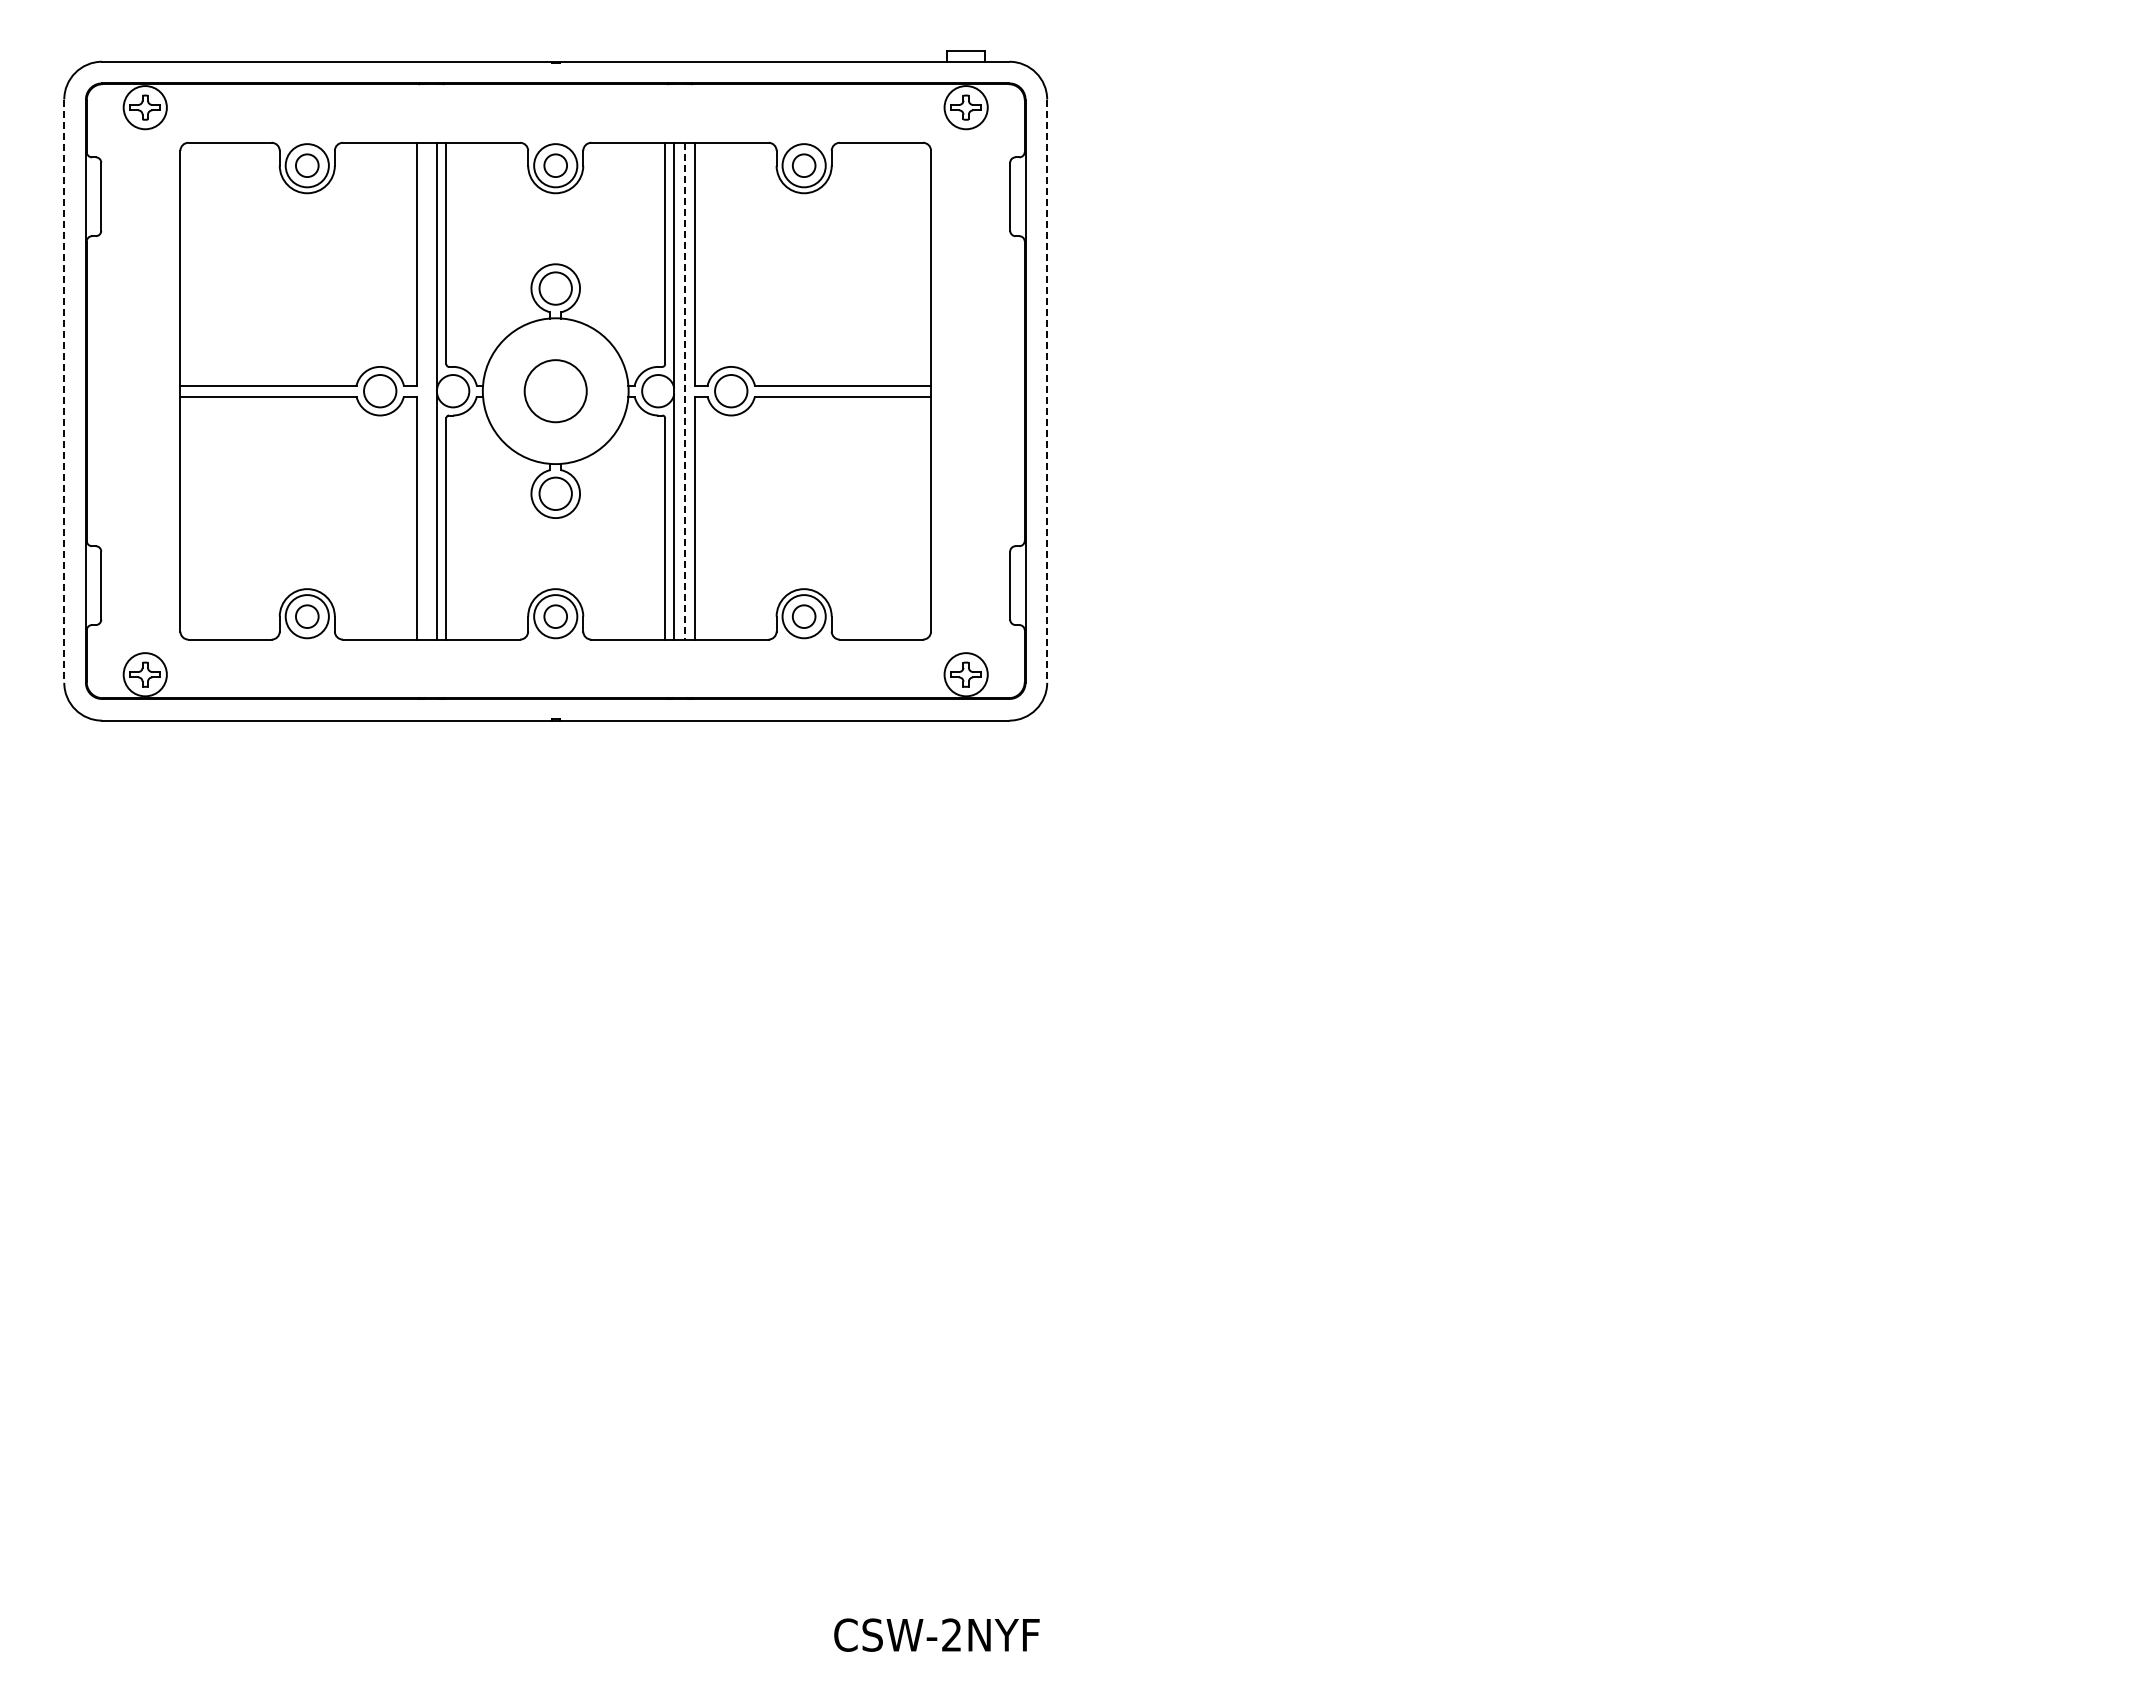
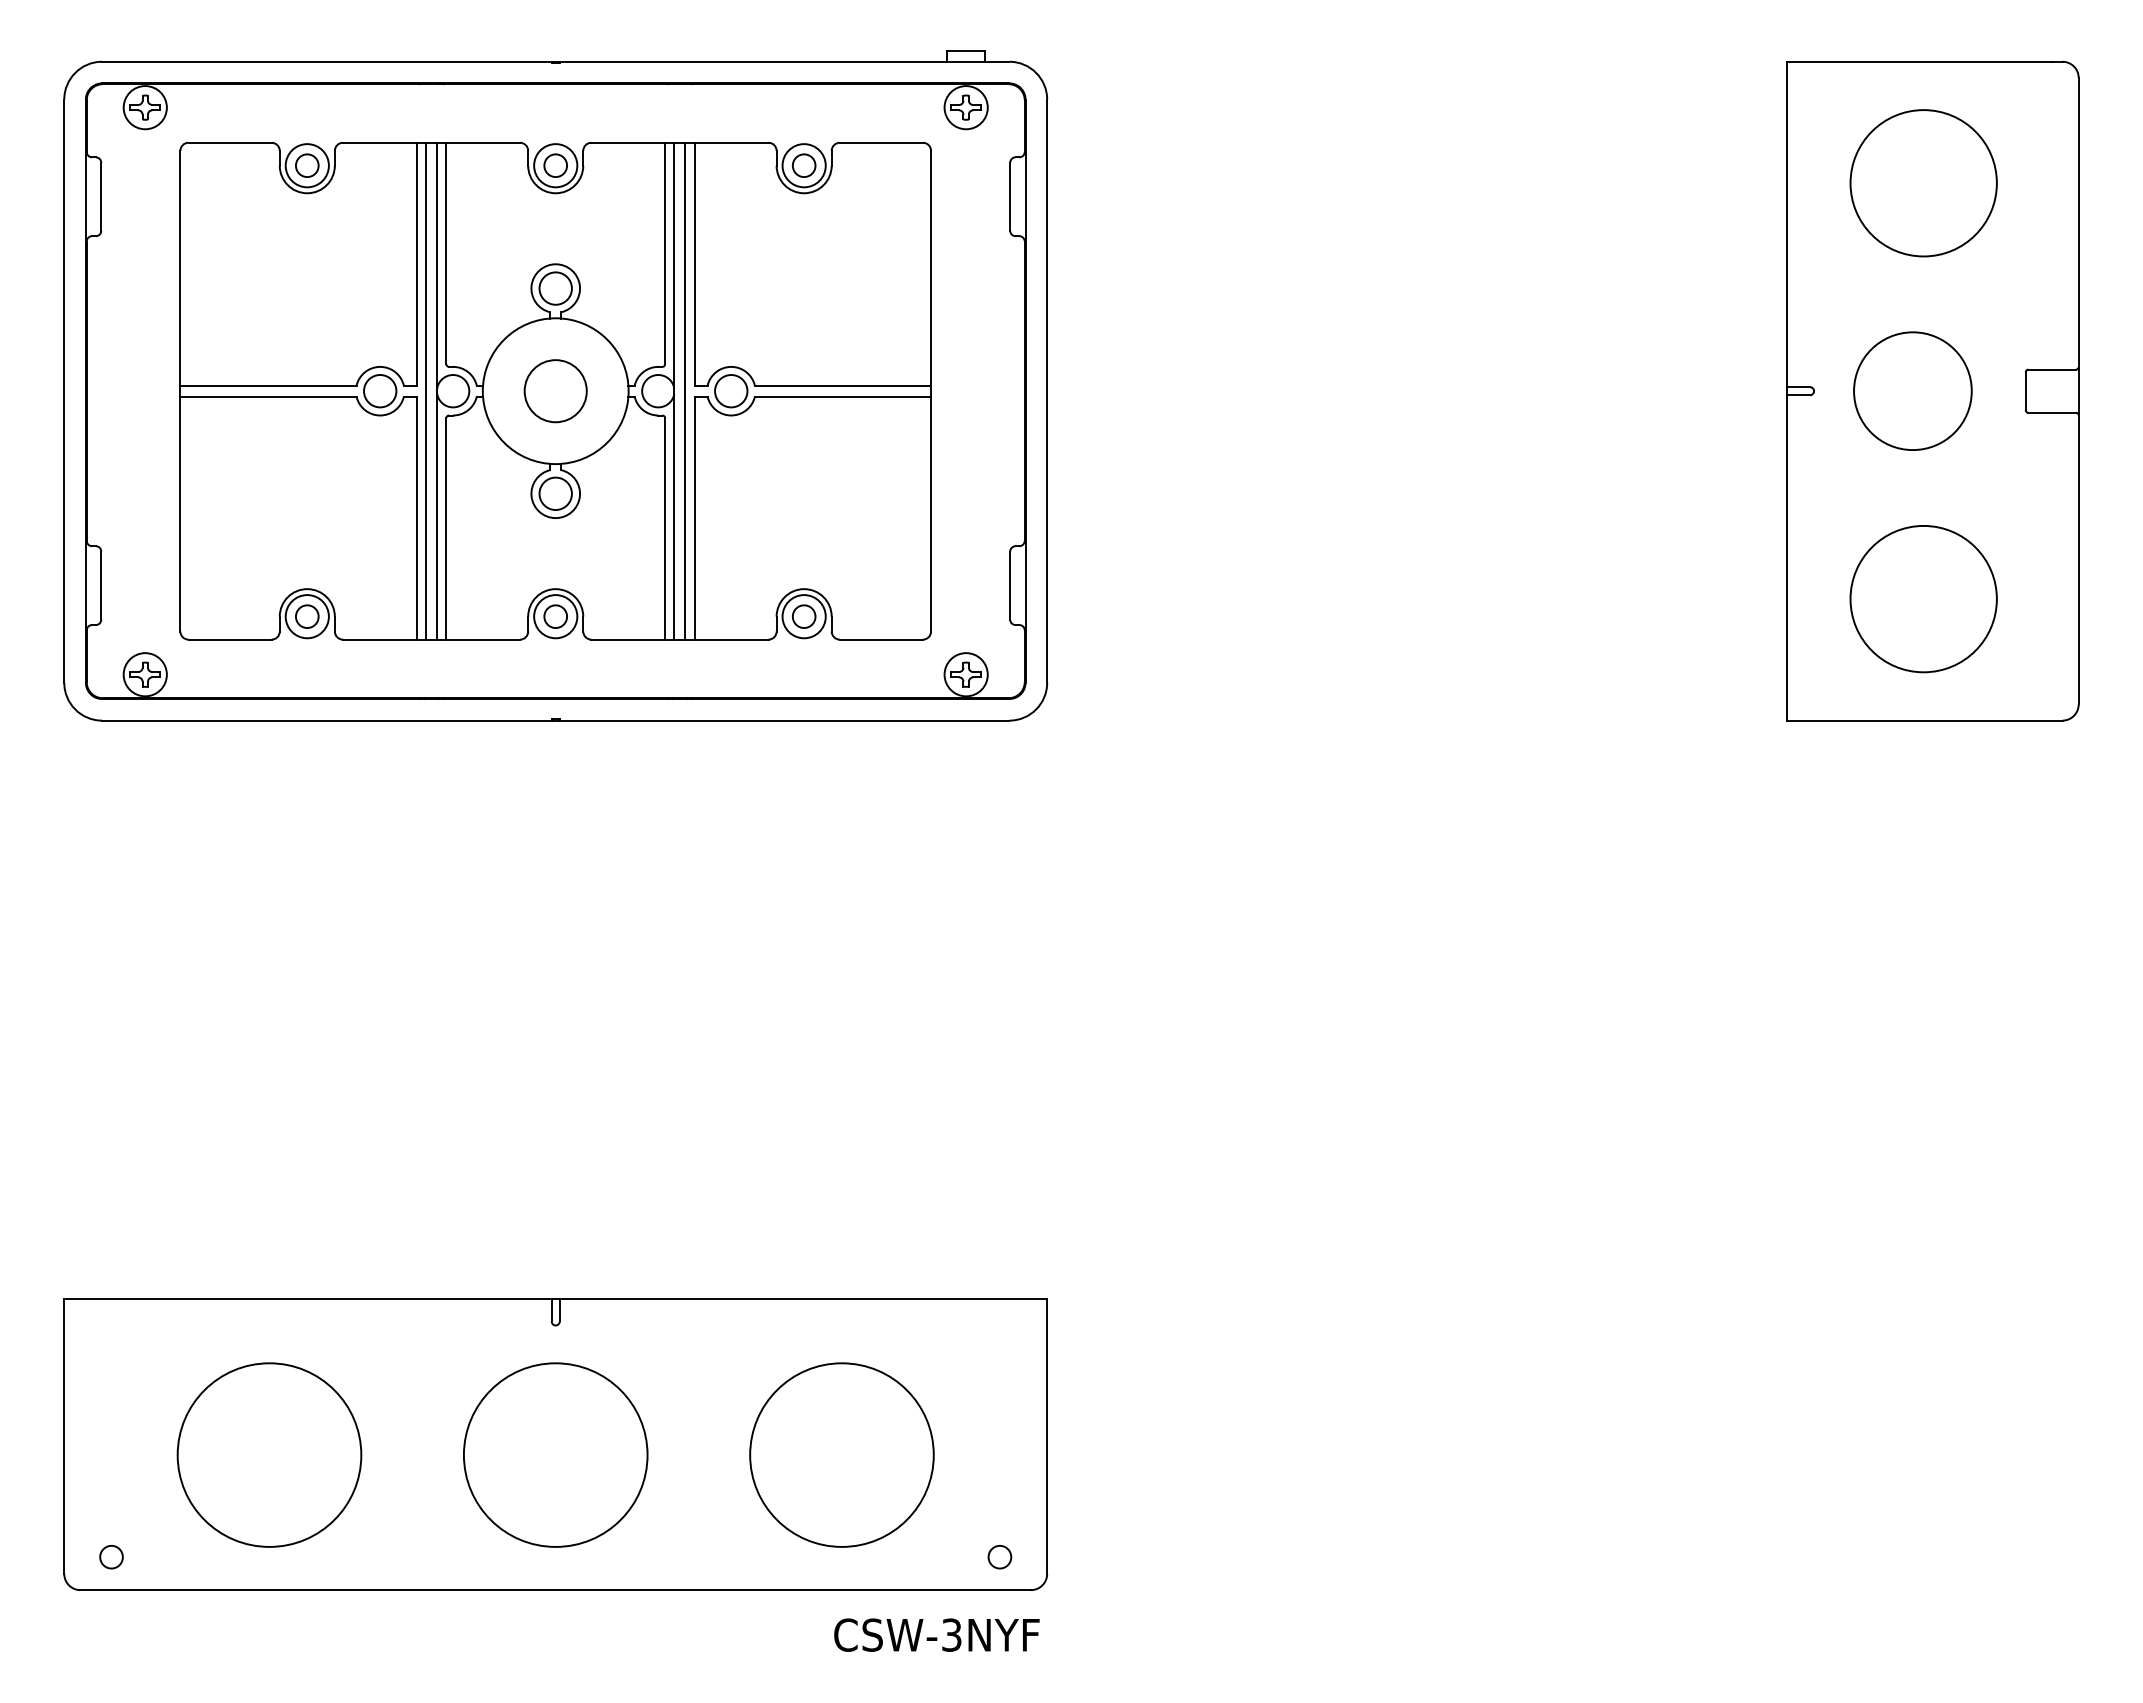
line: none -> present (425, 390)
part: none -> present (1932, 390)
line: dashed -> solid (64, 391)
line: dashed -> solid (685, 391)
line: dashed -> solid (1047, 391)
part: none -> present (555, 1444)
text: CSW-2NYF -> CSW-3NYF (951, 1634)
